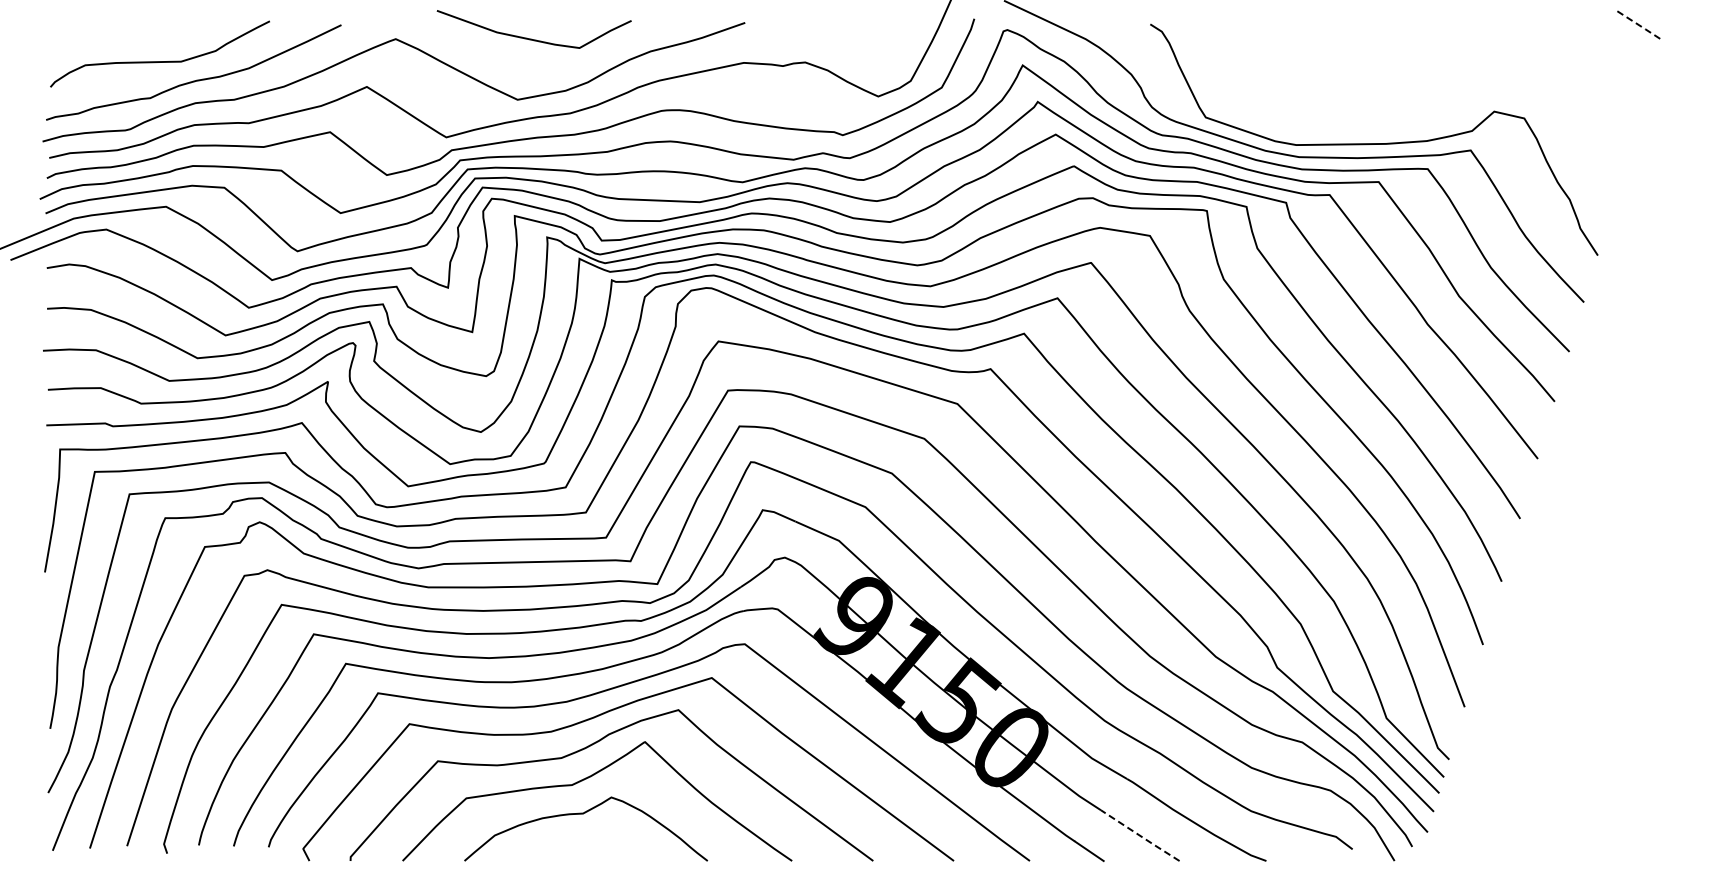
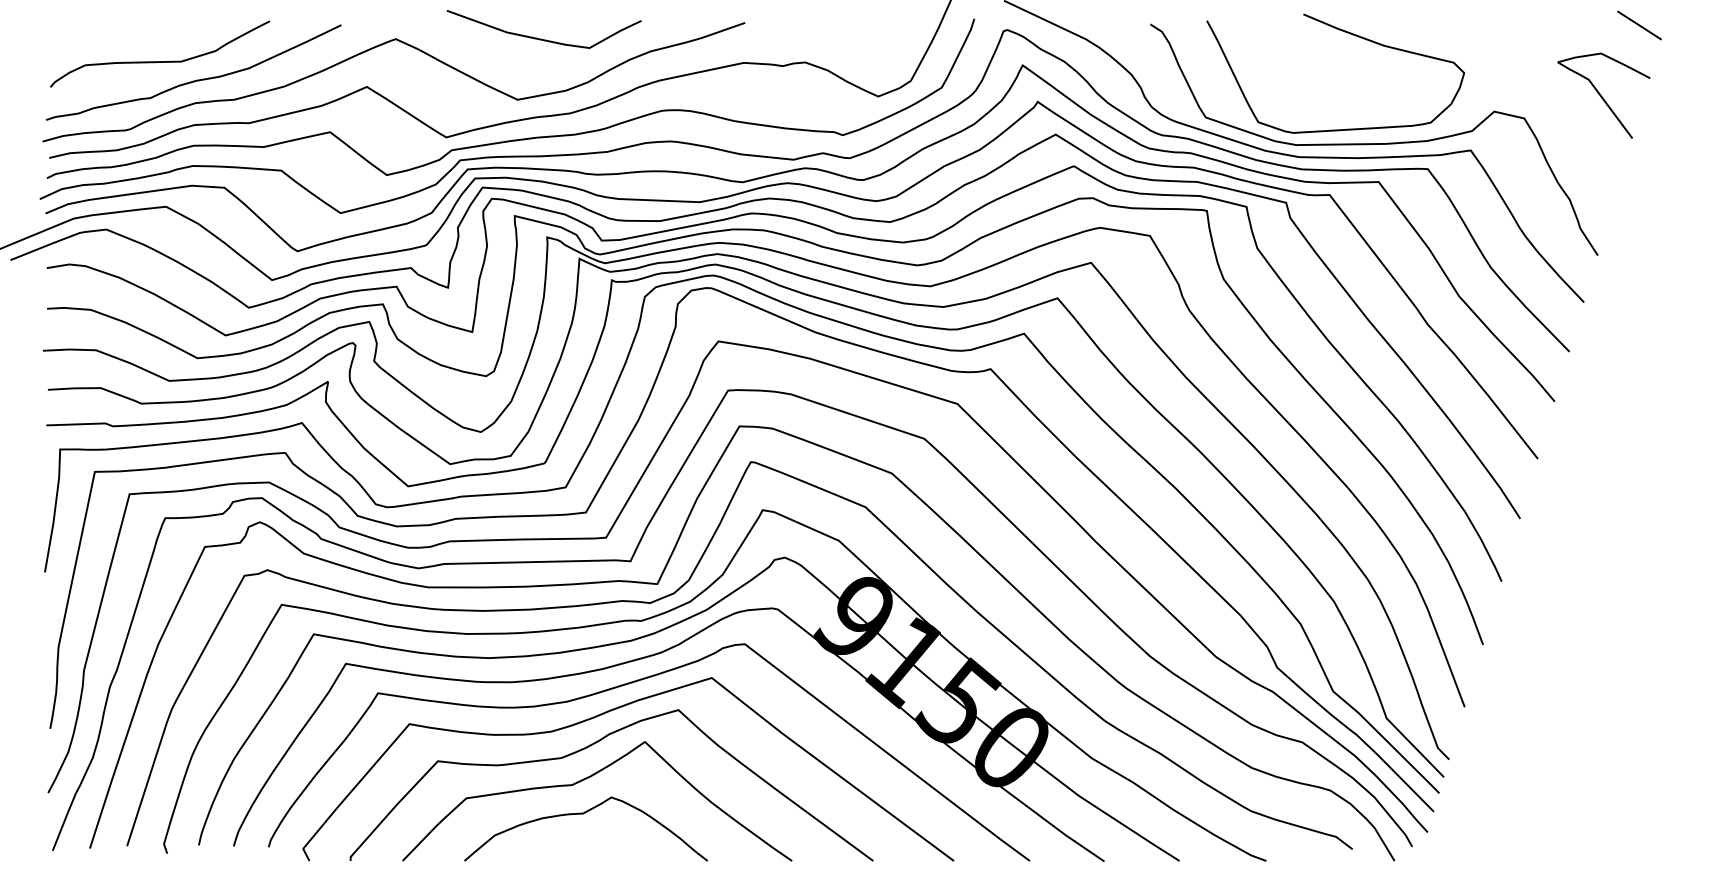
line: dashed -> solid (1640, 26)
curve: none -> present (1352, 35)
curve position: (531, 38) -> (541, 38) (541, 38)
curve: none -> present (1602, 96)
line: dashed -> solid (1140, 835)
